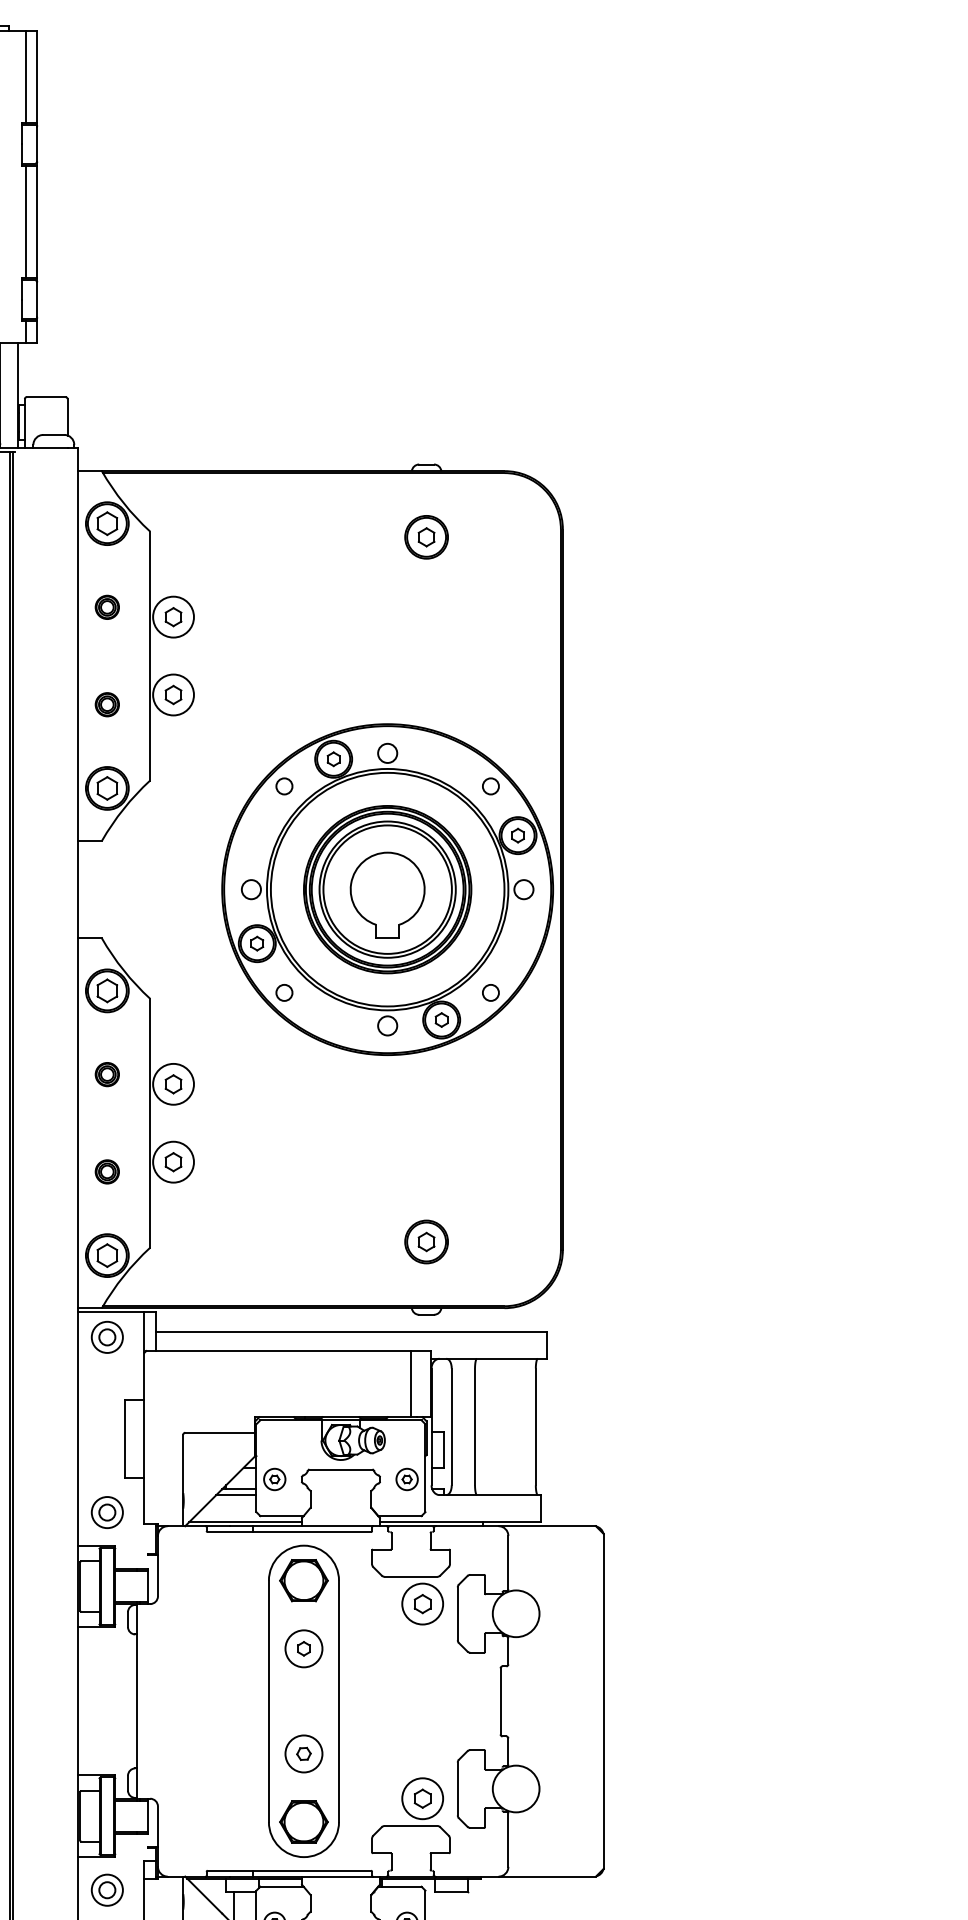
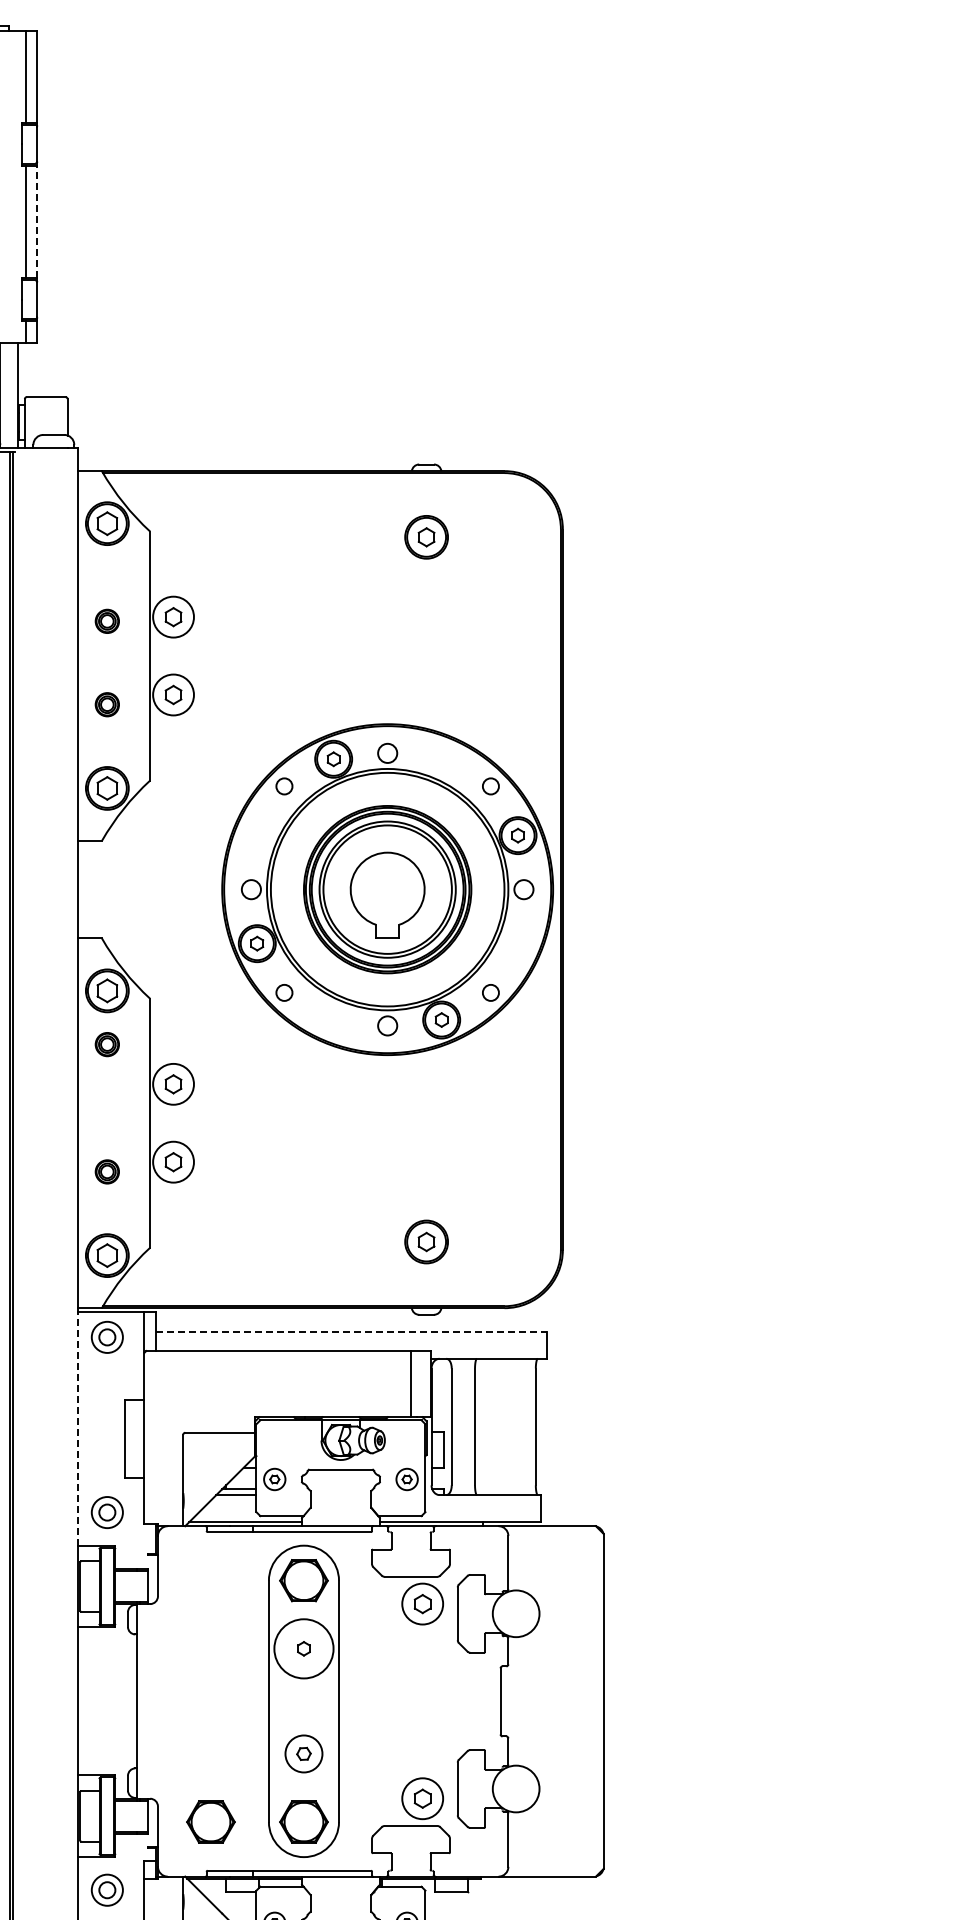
line: solid -> dashed (37, 221)
part position: (106, 606) -> (106, 620) (106, 620)
part position: (106, 1074) -> (106, 1044) (106, 1044)
line: solid -> dashed (351, 1331)
line: solid -> dashed (78, 1428)
circle diameter: 37 px -> 59 px (303, 1648)
part: none -> present (210, 1821)
line: present -> none (233, 1904)
